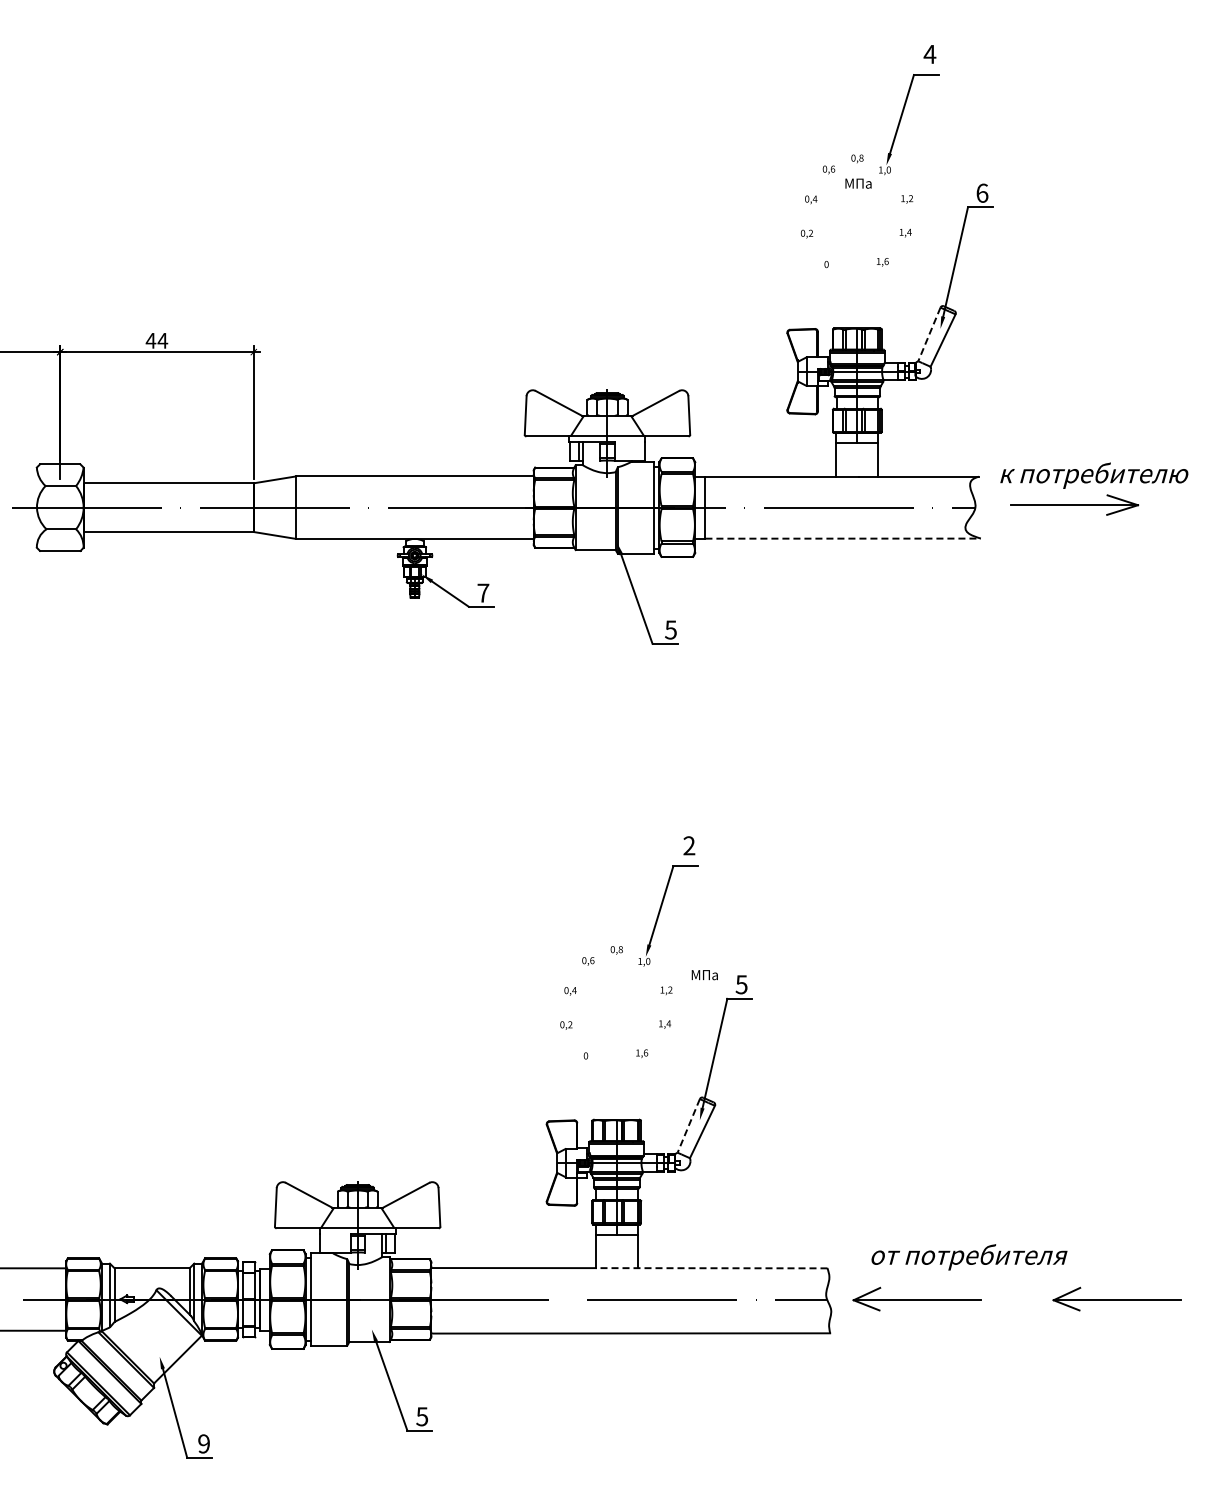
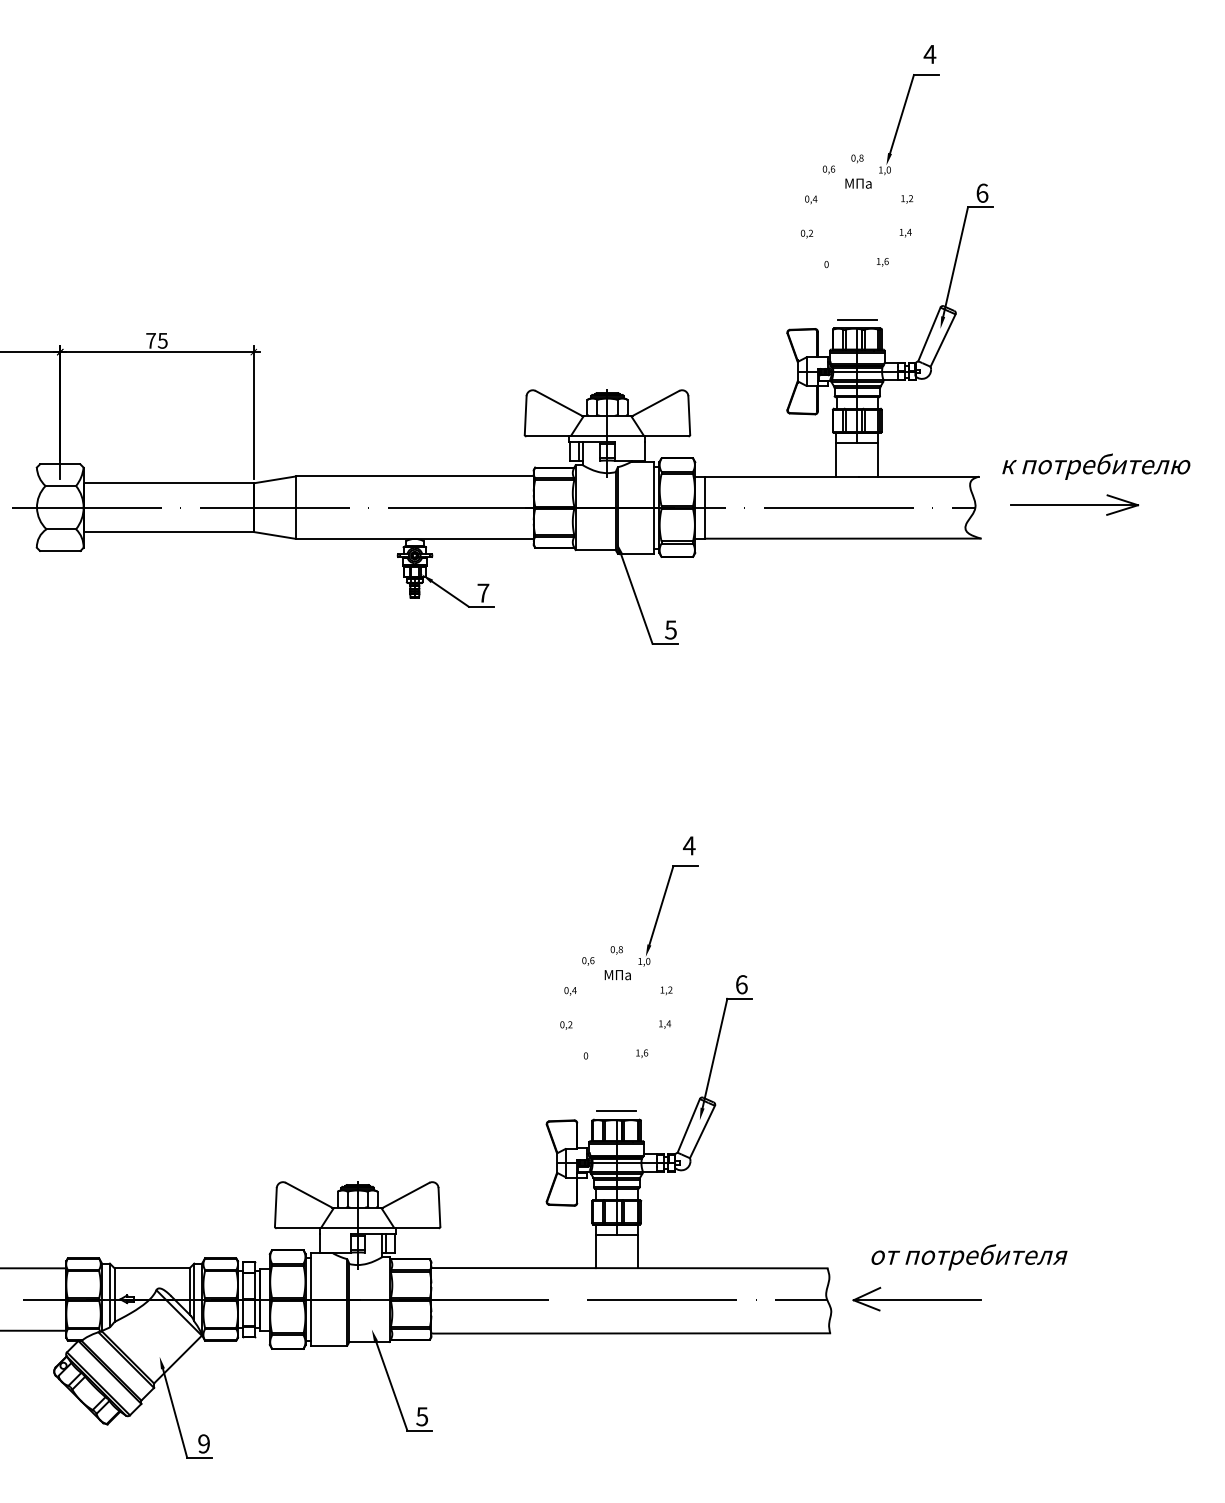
line: none -> present (856, 319)
line: dashed -> solid (929, 334)
text: 44 -> 75 (156, 340)
text position: (1094, 475) -> (1096, 466) (1096, 466)
line: dashed -> solid (843, 538)
text: 2 -> 4 (688, 845)
text position: (704, 975) -> (617, 975) (617, 975)
text: 5 -> 6 (741, 984)
line: none -> present (616, 1111)
line: dashed -> solid (688, 1126)
line: dashed -> solid (711, 1268)
part: present -> none (1116, 1298)
